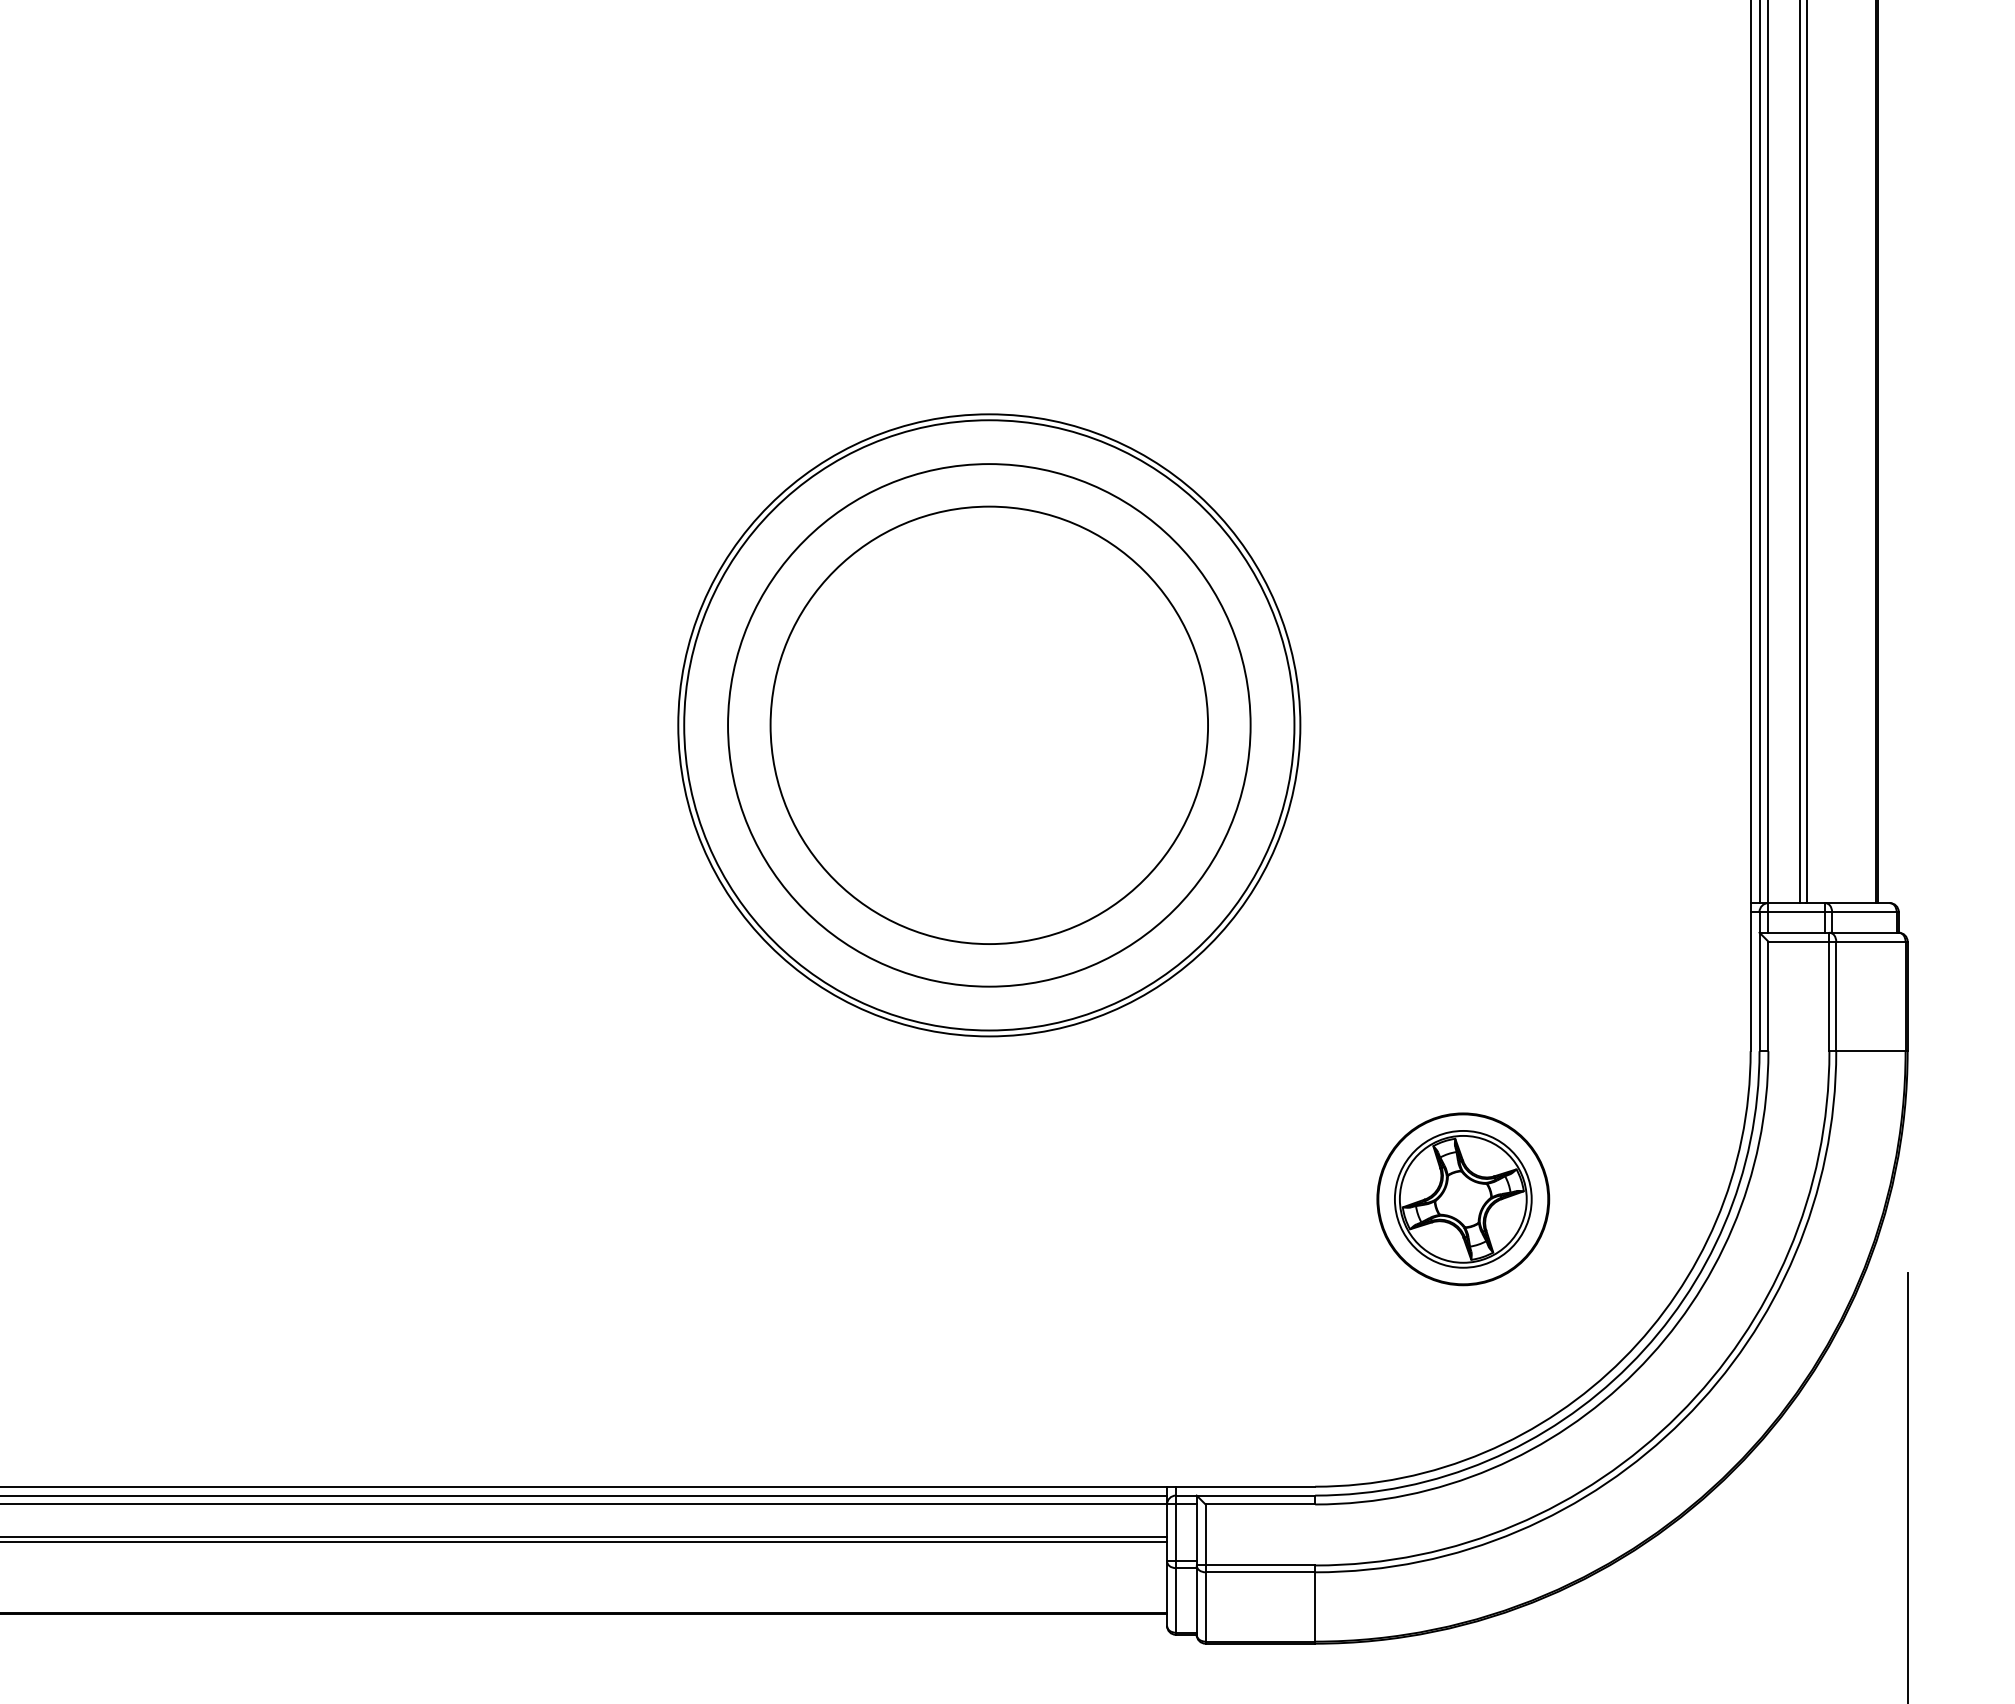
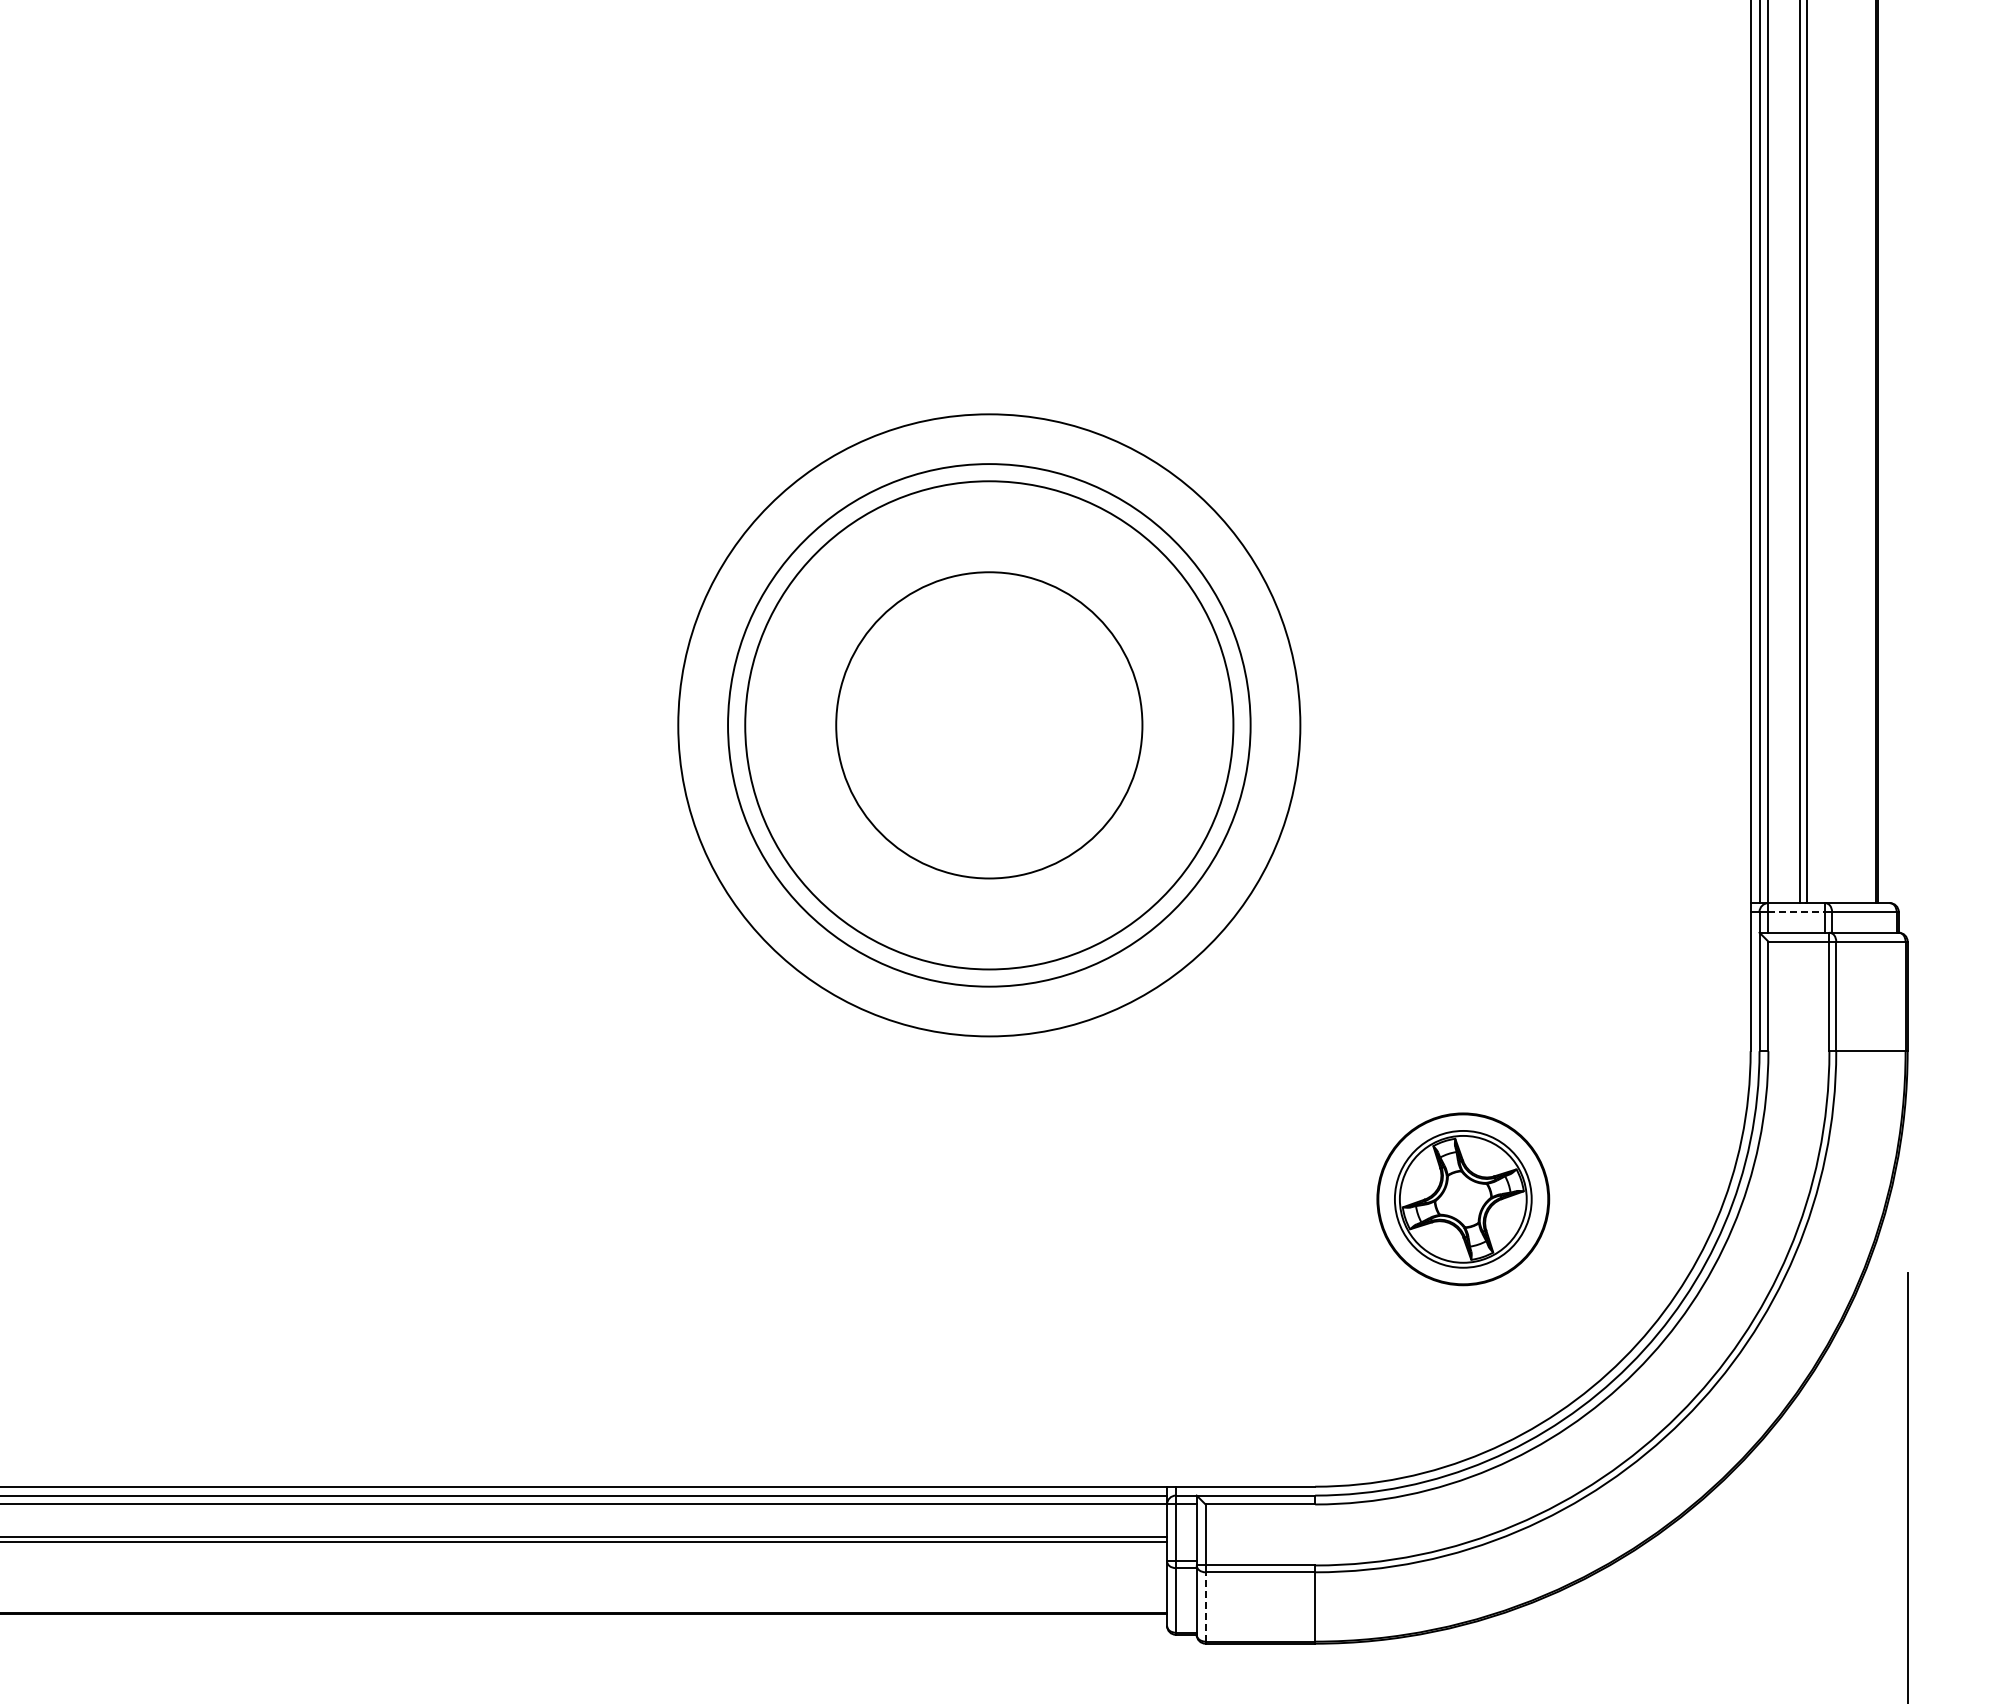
circle diameter: 437 px -> 306 px (989, 725)
circle diameter: 610 px -> 488 px (989, 725)
line: solid -> dashed (1797, 912)
line: solid -> dashed (1205, 1606)
